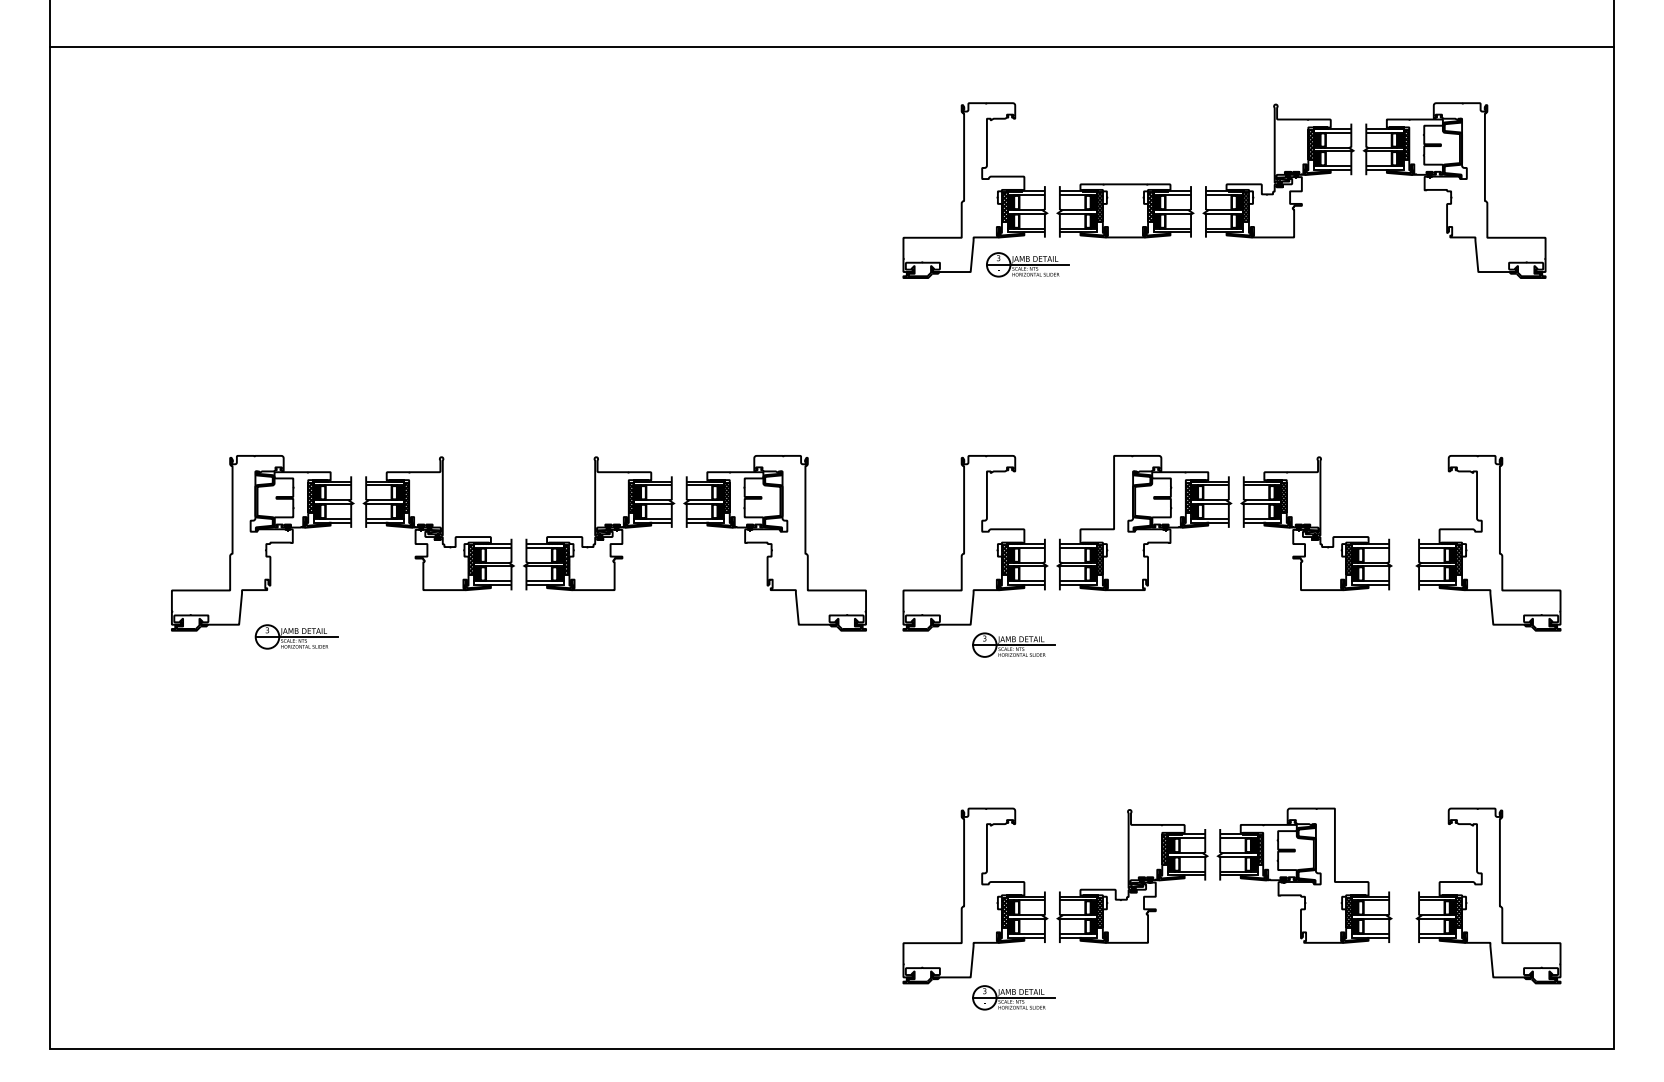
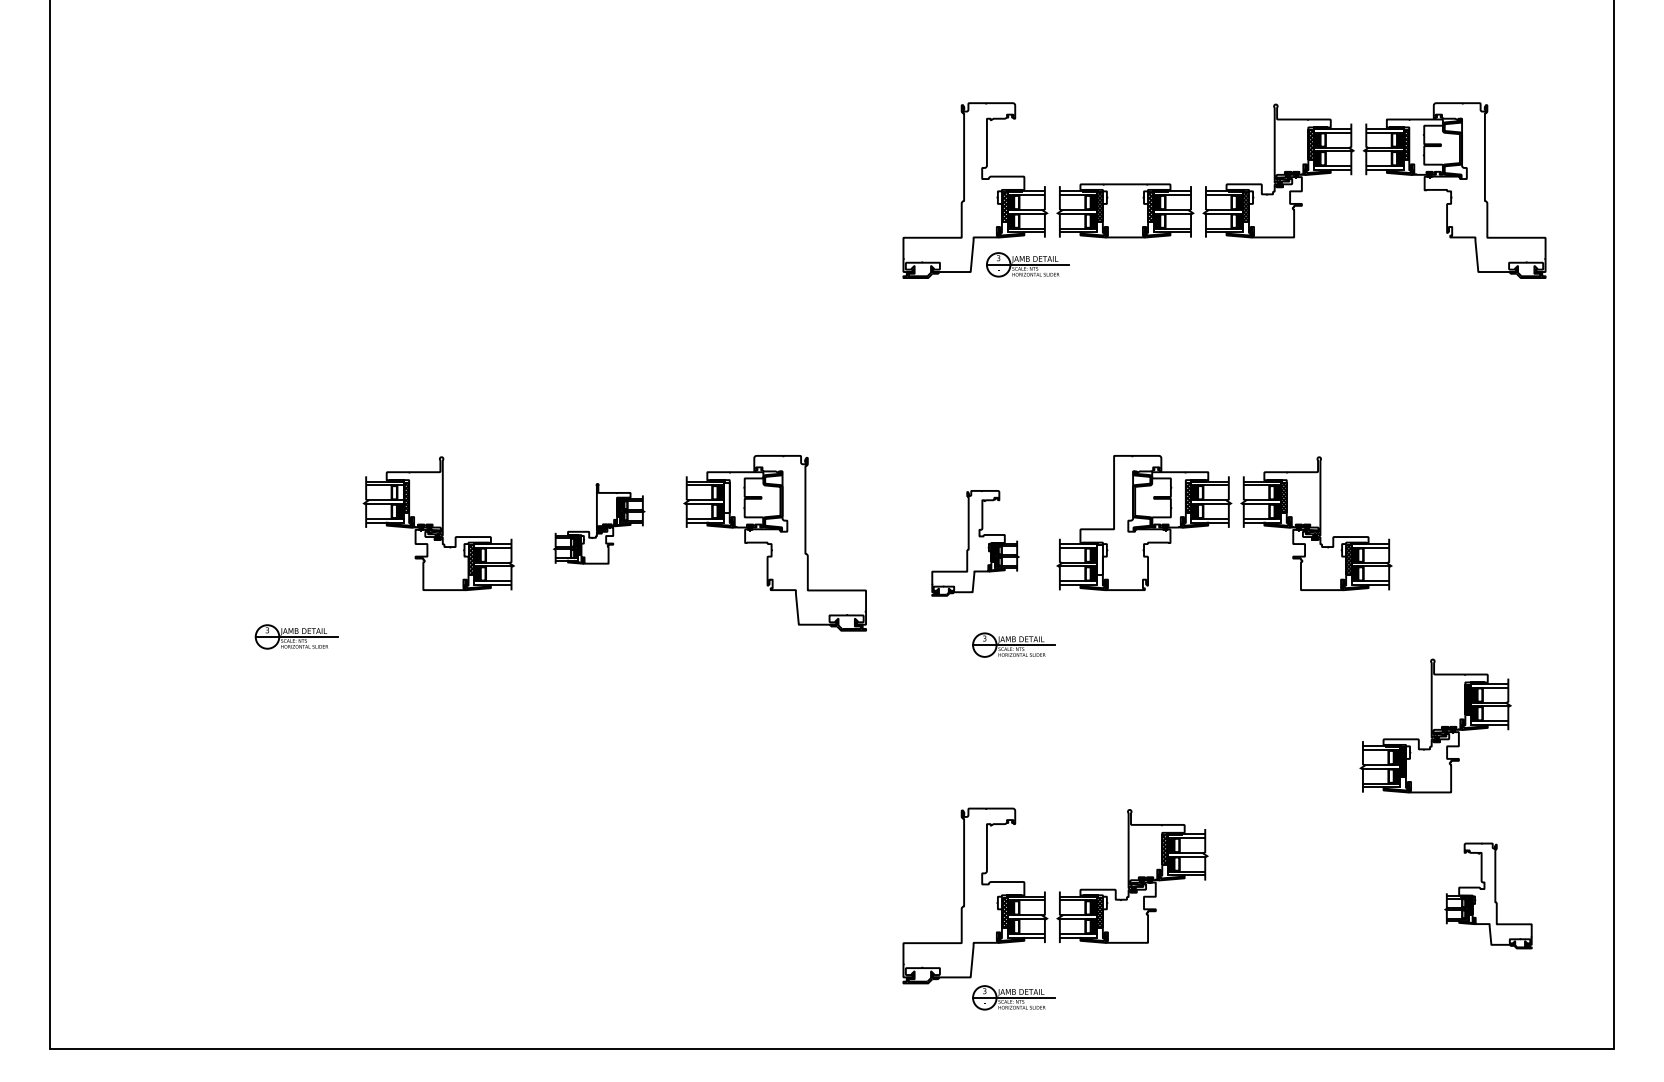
line: present -> none (831, 47)
fill: present -> none (399, 492)
hatch: present -> none (726, 497)
part size: 153x136 px -> 93x82 px (599, 523)
part: present -> none (262, 543)
part size: 147x177 px -> 89x107 px (975, 543)
part: present -> none (1488, 543)
hatch: present -> none (1099, 560)
part: none -> present (1435, 725)
part: present -> none (1304, 875)
part size: 147x178 px -> 89x108 px (1488, 895)
